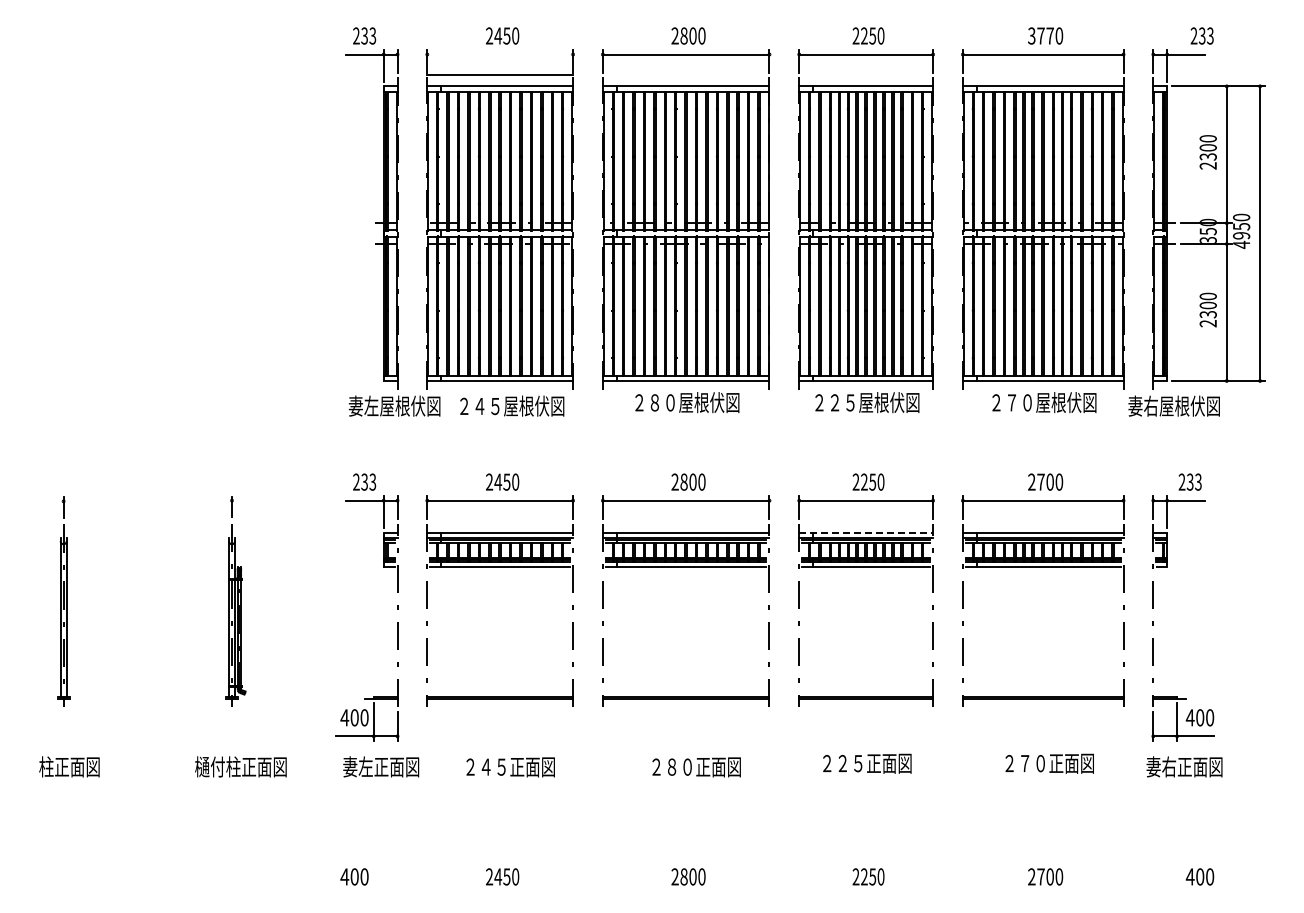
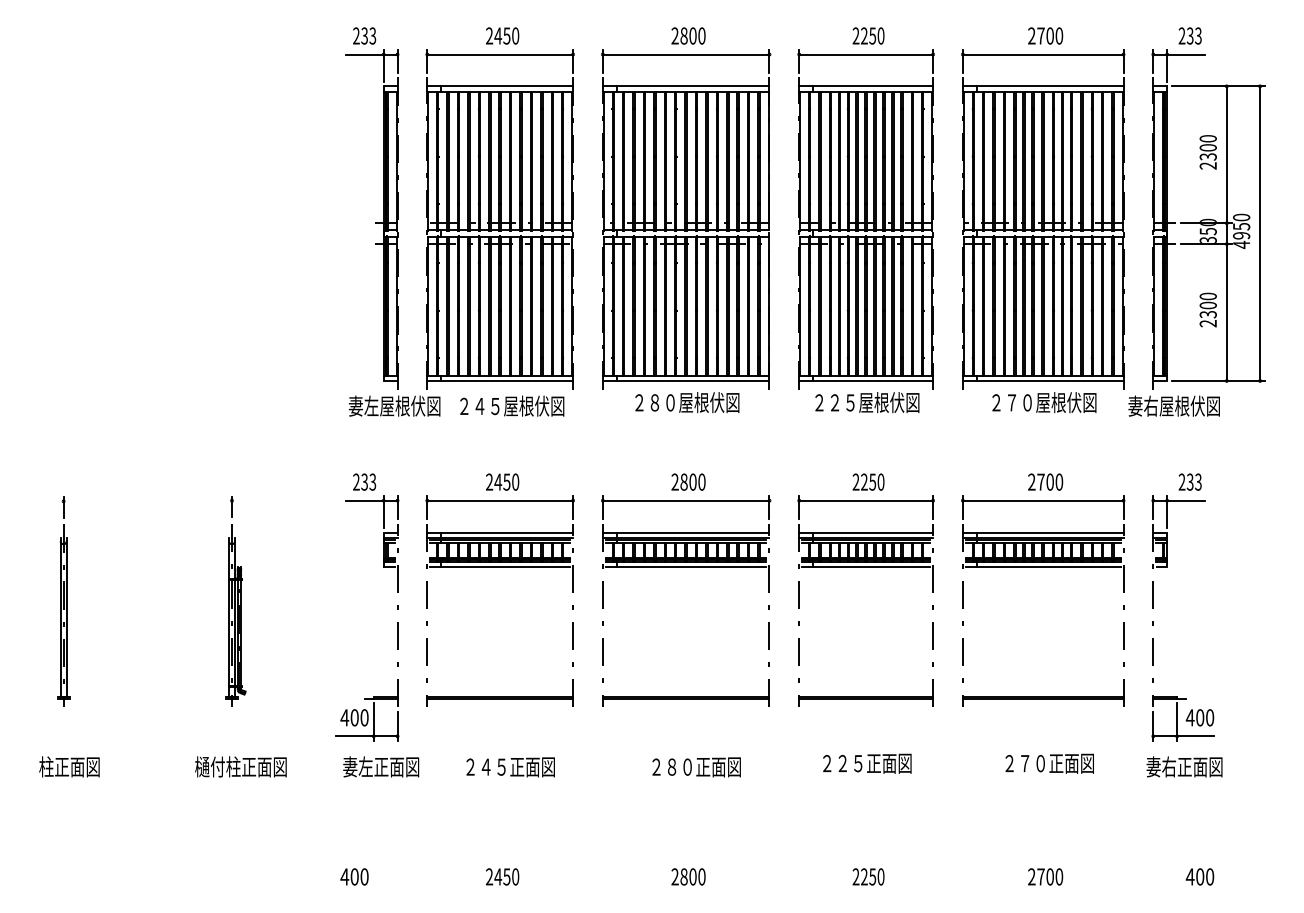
text: 3770 -> 2700 (1040, 35)
text position: (1201, 35) -> (1189, 35) (1189, 35)
line position: (500, 74) -> (500, 54) (500, 54)
line: dashed -> solid (866, 532)
